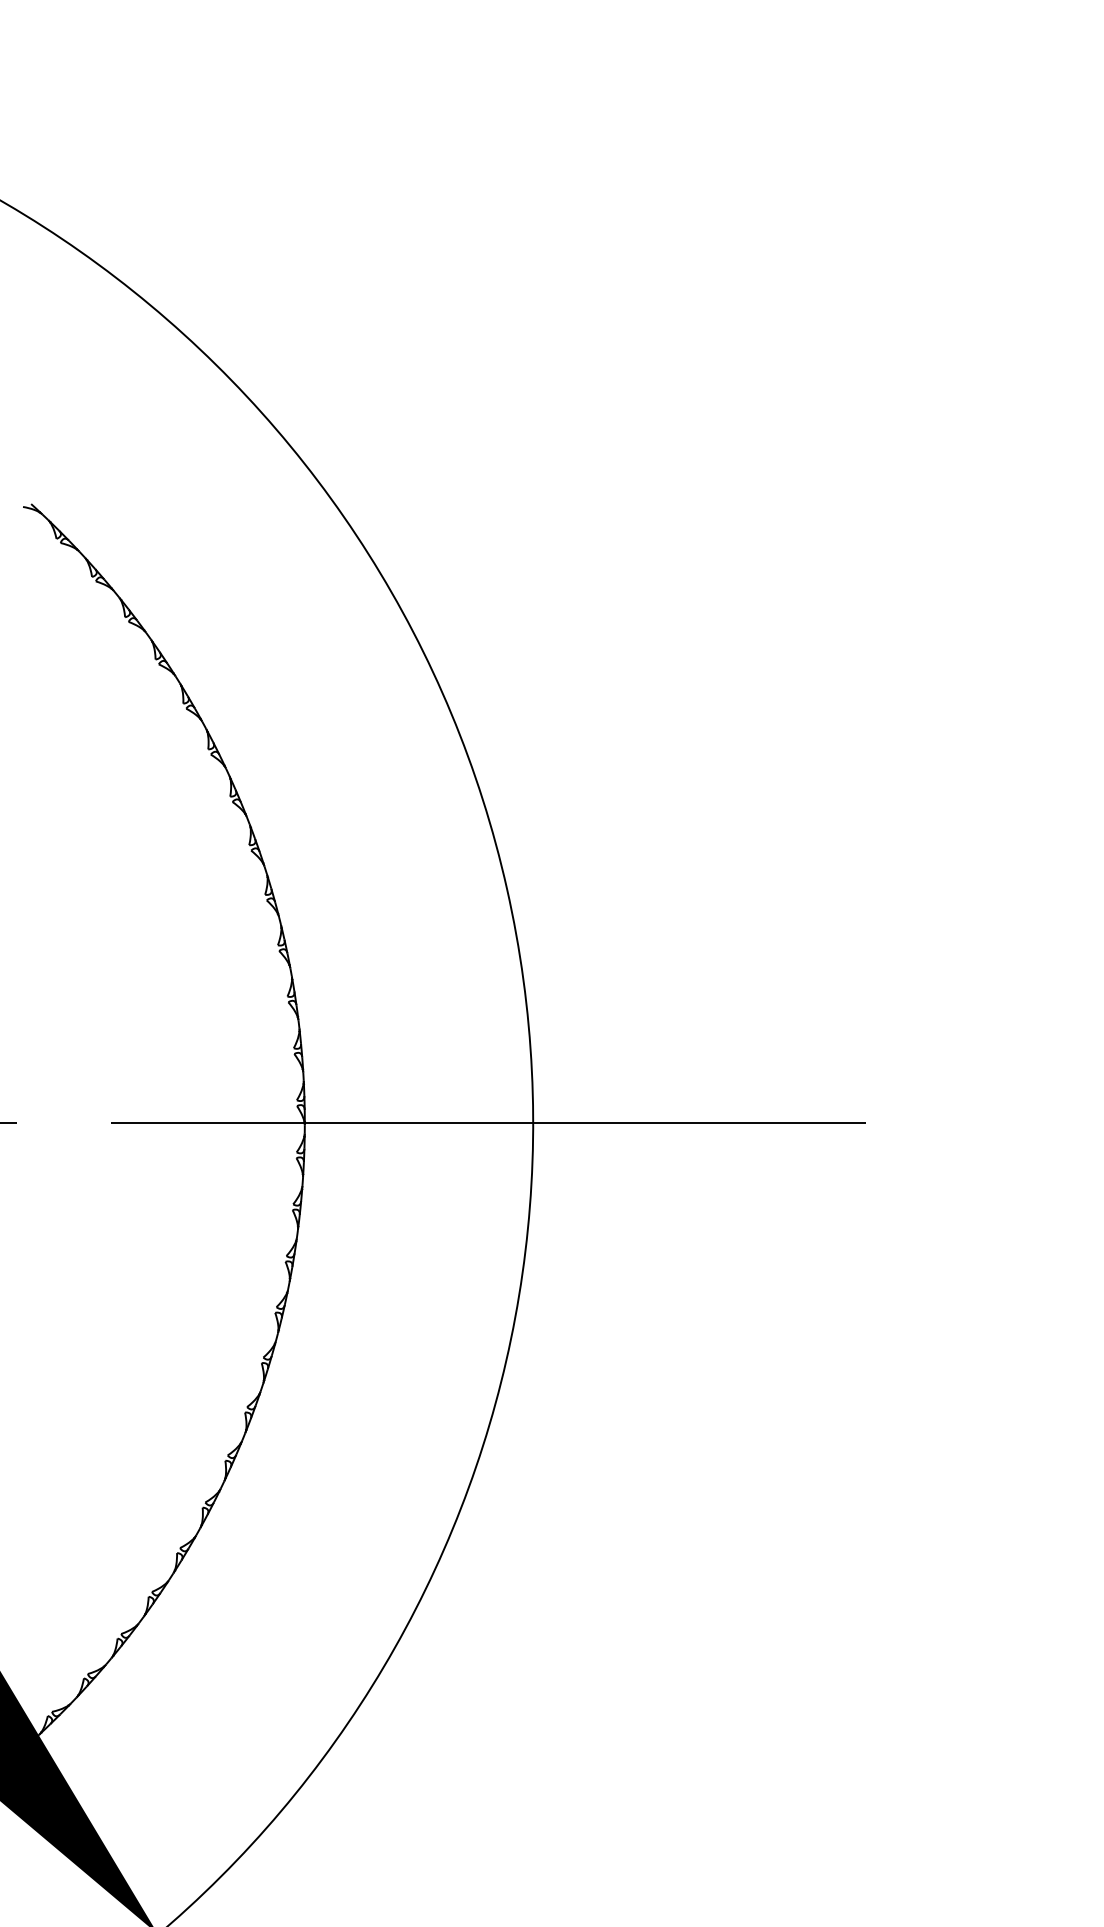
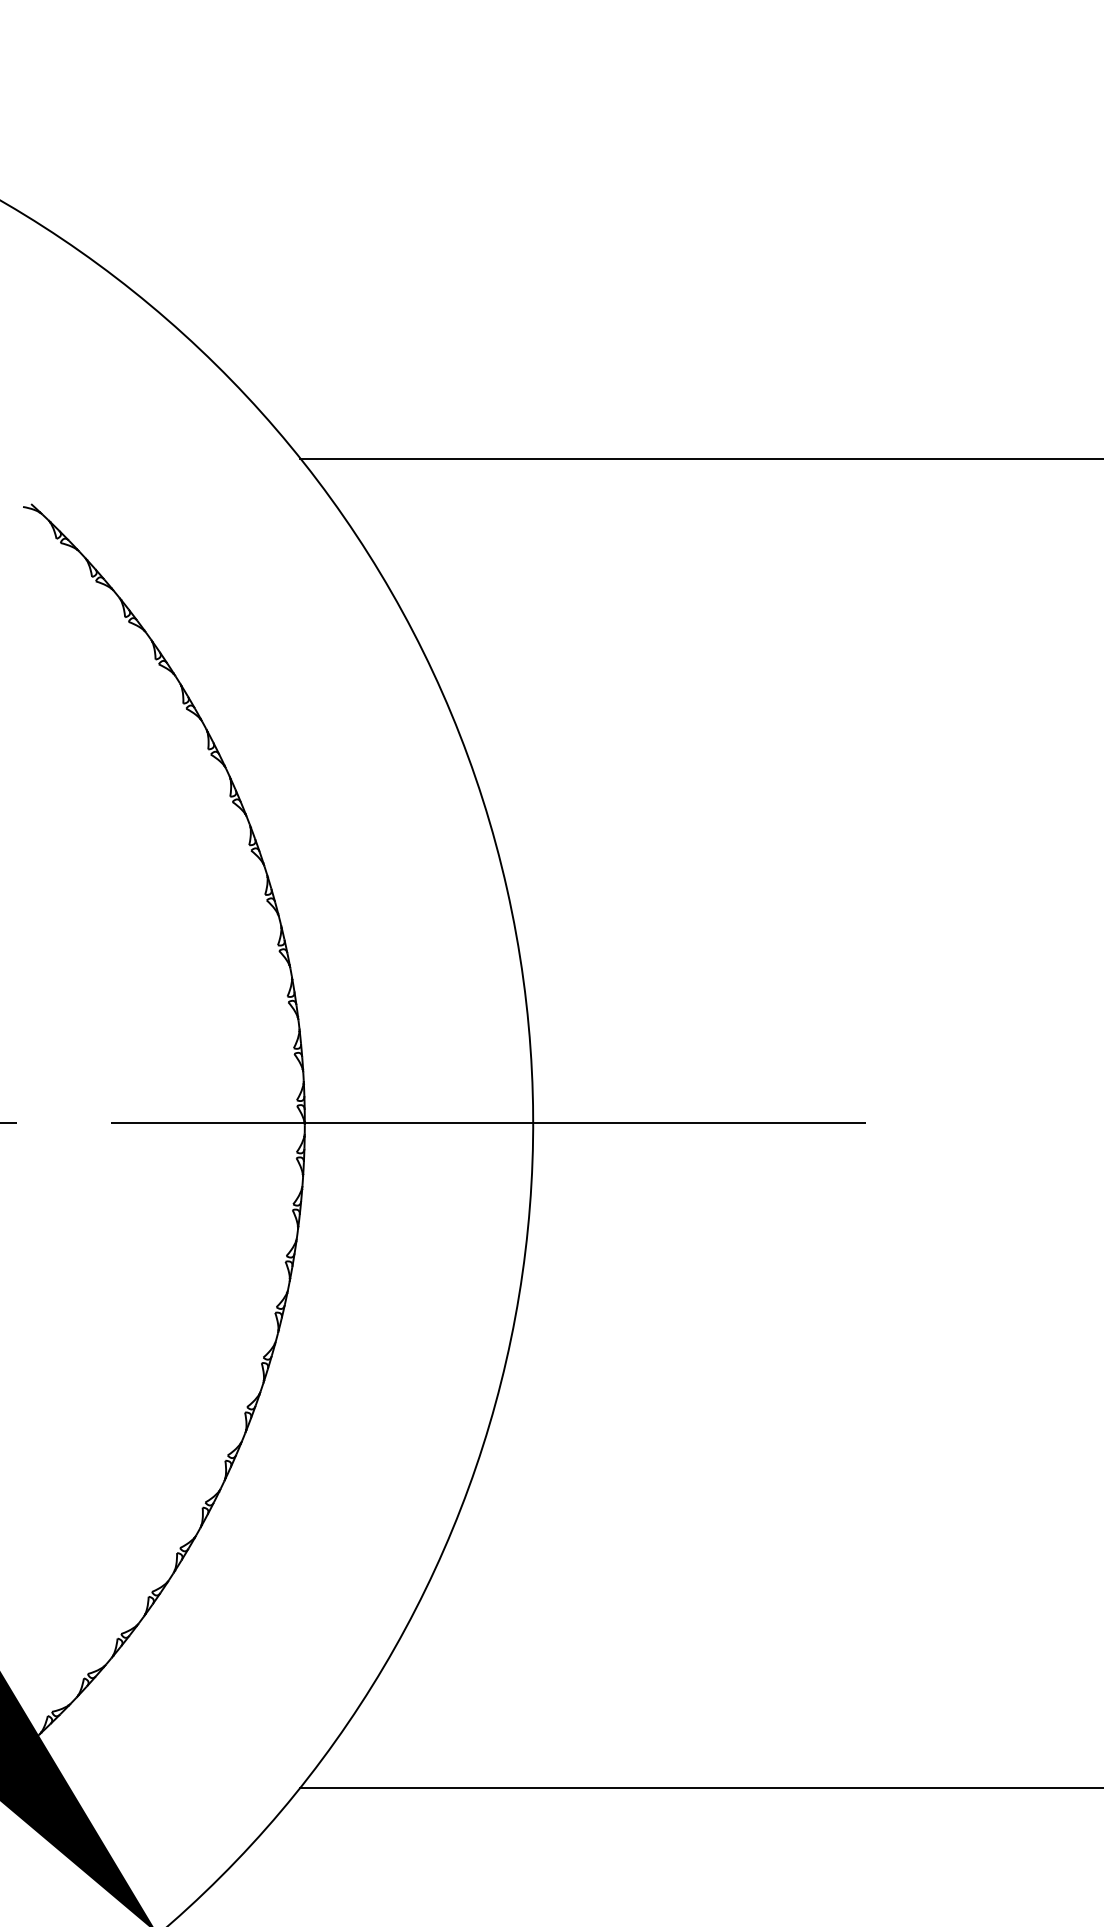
line: none -> present (700, 458)
line: none -> present (700, 1787)
